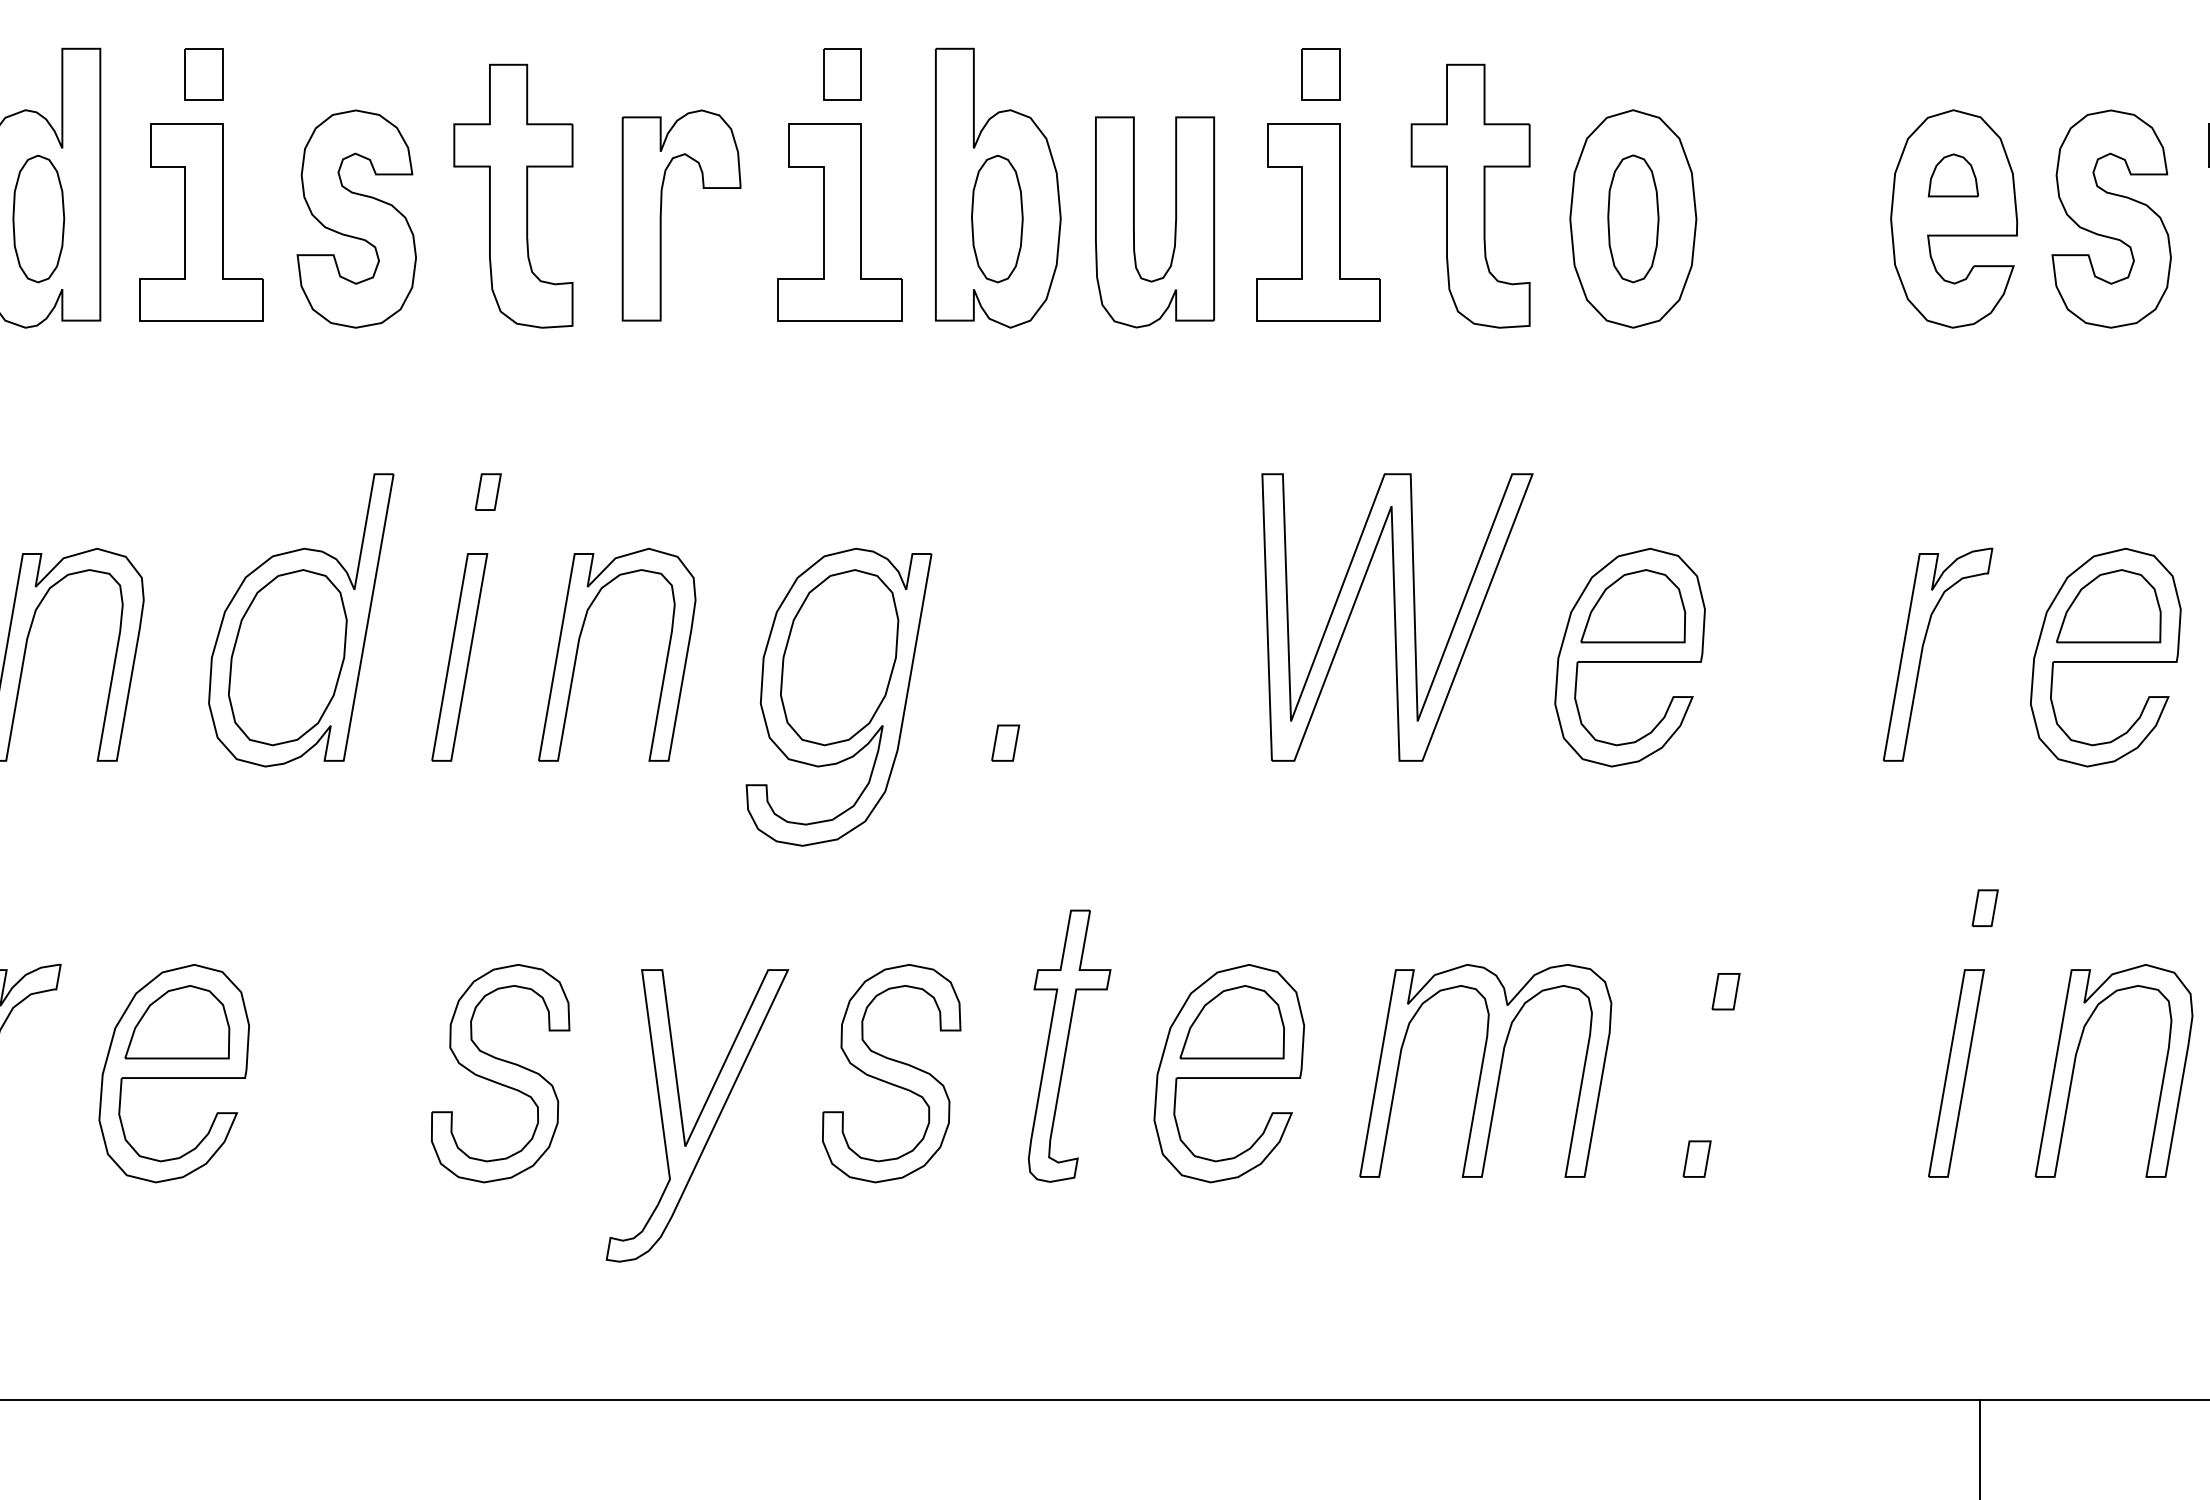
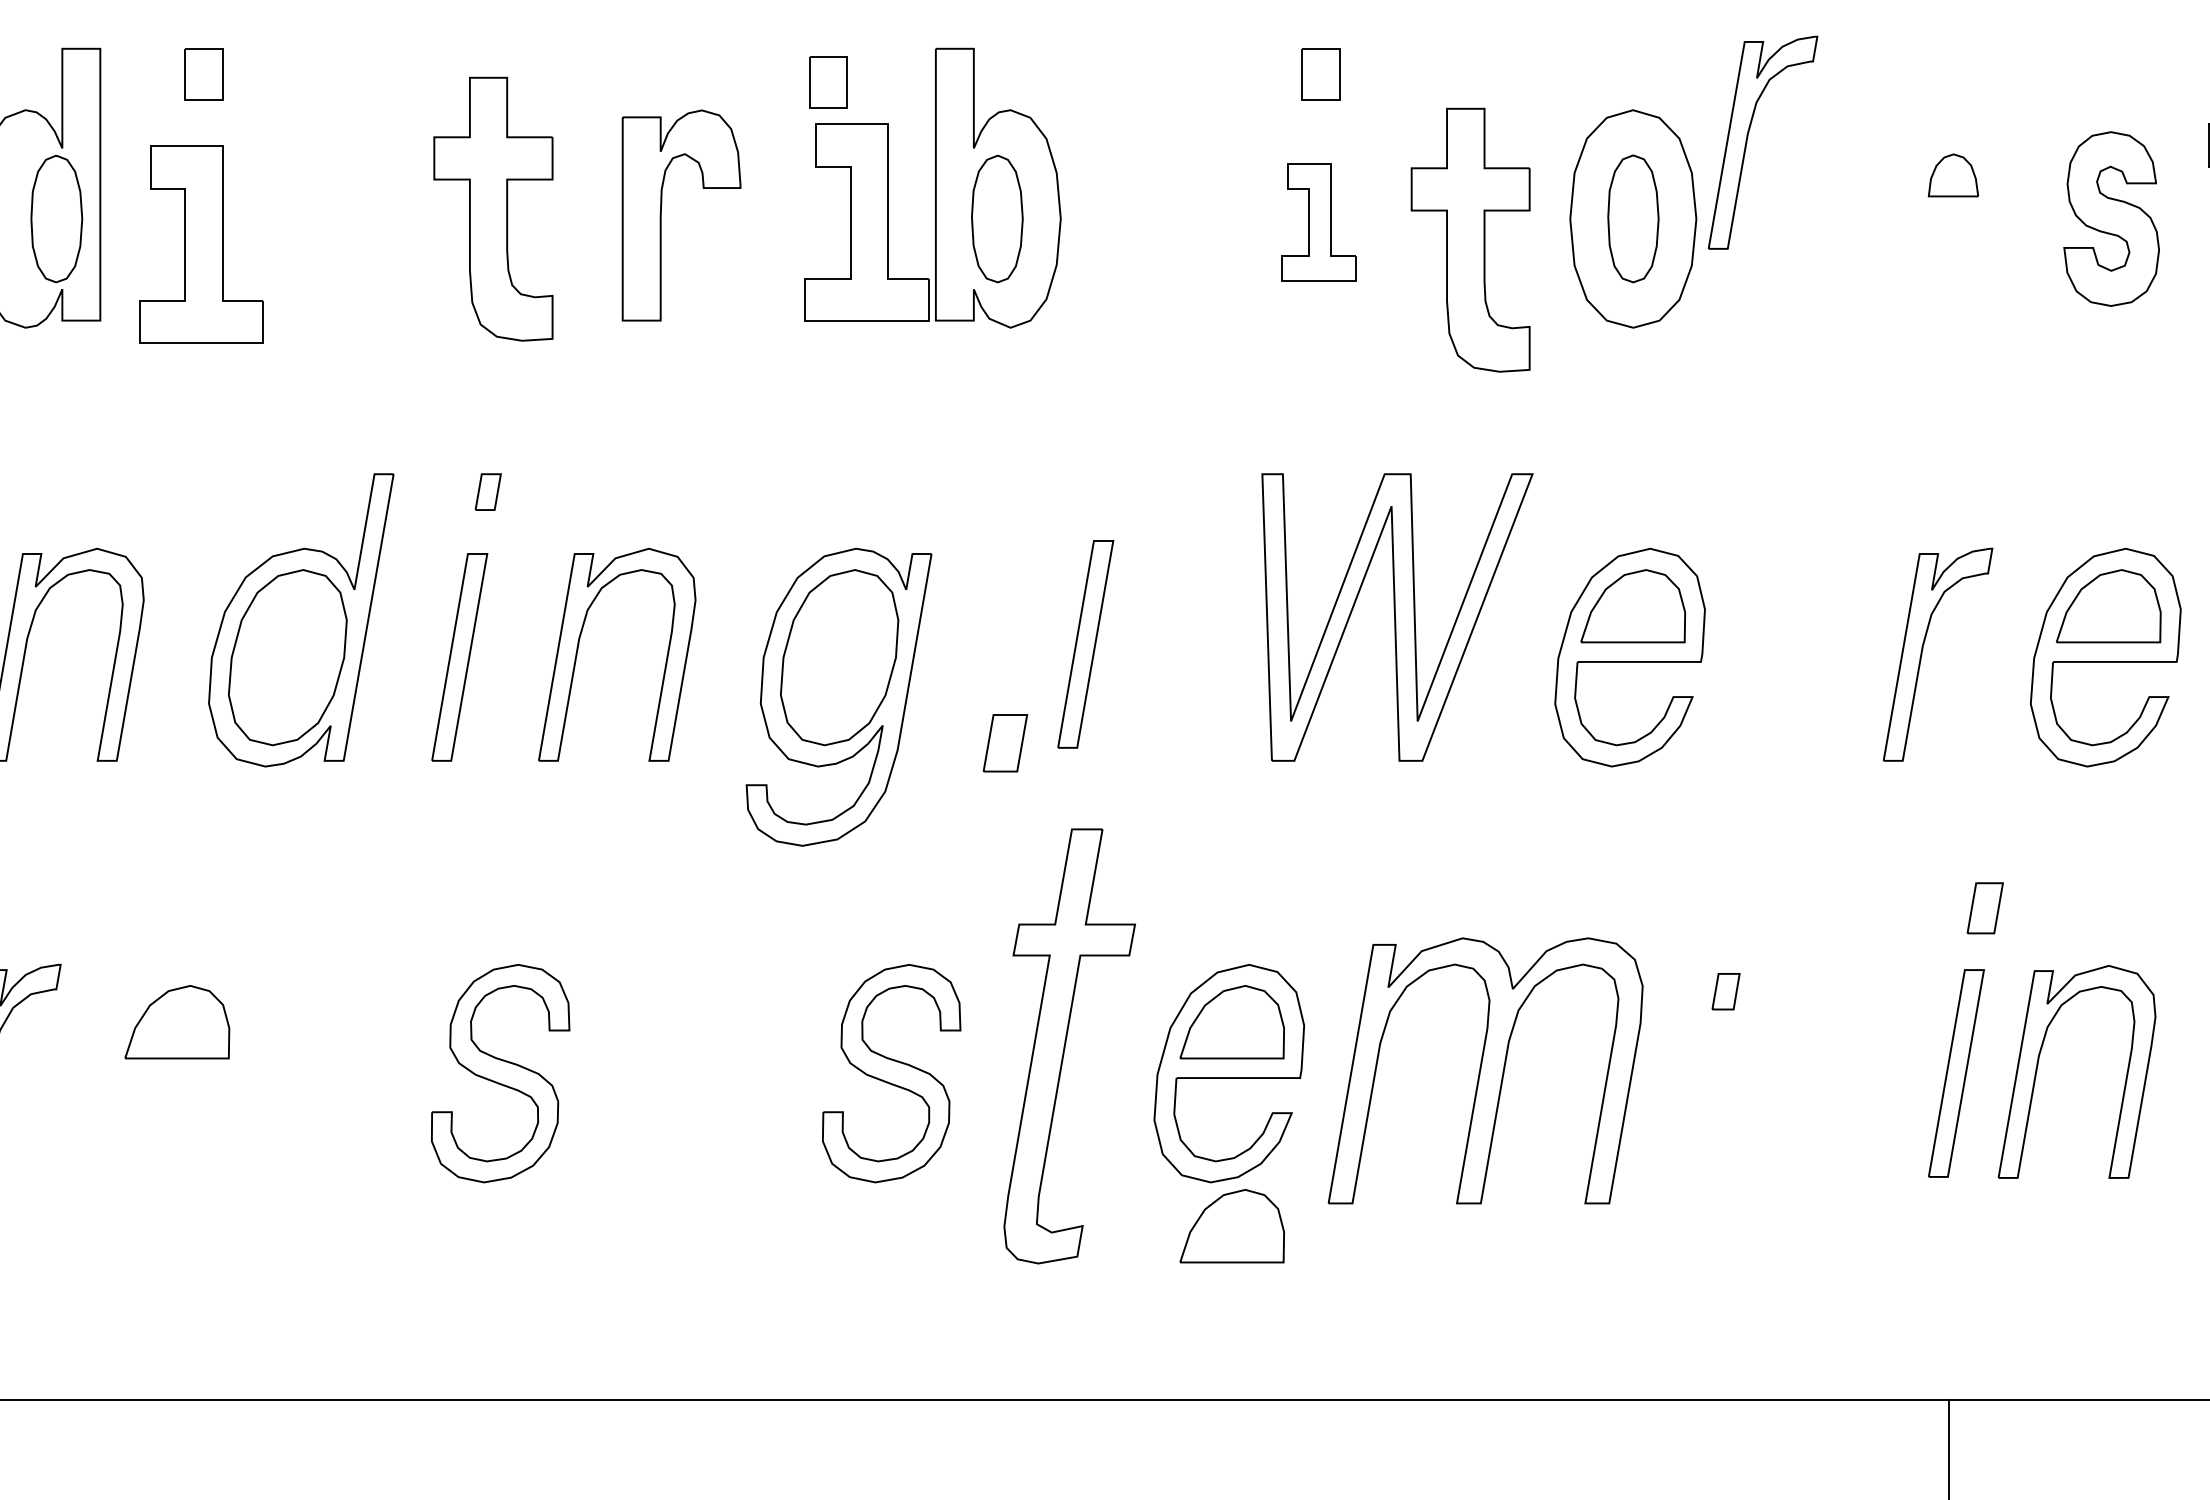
part position: (842, 74) -> (828, 82) (828, 82)
part: none -> present (1748, 137)
part position: (513, 195) -> (493, 208) (493, 208)
part position: (1470, 195) -> (1470, 239) (1470, 239)
part position: (38, 218) -> (56, 218) (56, 218)
part: present -> none (356, 218)
part: present -> none (1954, 218)
part size: 121x220 px -> 97x176 px (2111, 218)
part position: (201, 222) -> (201, 244) (201, 244)
part position: (839, 222) -> (866, 222) (866, 222)
part: present -> none (1134, 222)
part size: 125x199 px -> 76x119 px (1318, 222)
part: none -> present (1085, 644)
part size: 30x38 px -> 47x59 px (1005, 743)
part size: 28x38 px -> 38x53 px (1984, 908)
part size: 85x274 px -> 133x437 px (1069, 1046)
part position: (2075, 1064) -> (2038, 1065) (2038, 1065)
part size: 254x214 px -> 317x268 px (1485, 1070)
part: present -> none (173, 1073)
part: present -> none (697, 1115)
part: present -> none (1696, 1158)
part: none -> present (1231, 1226)
line position: (1979, 1447) -> (1948, 1447) (1948, 1447)
